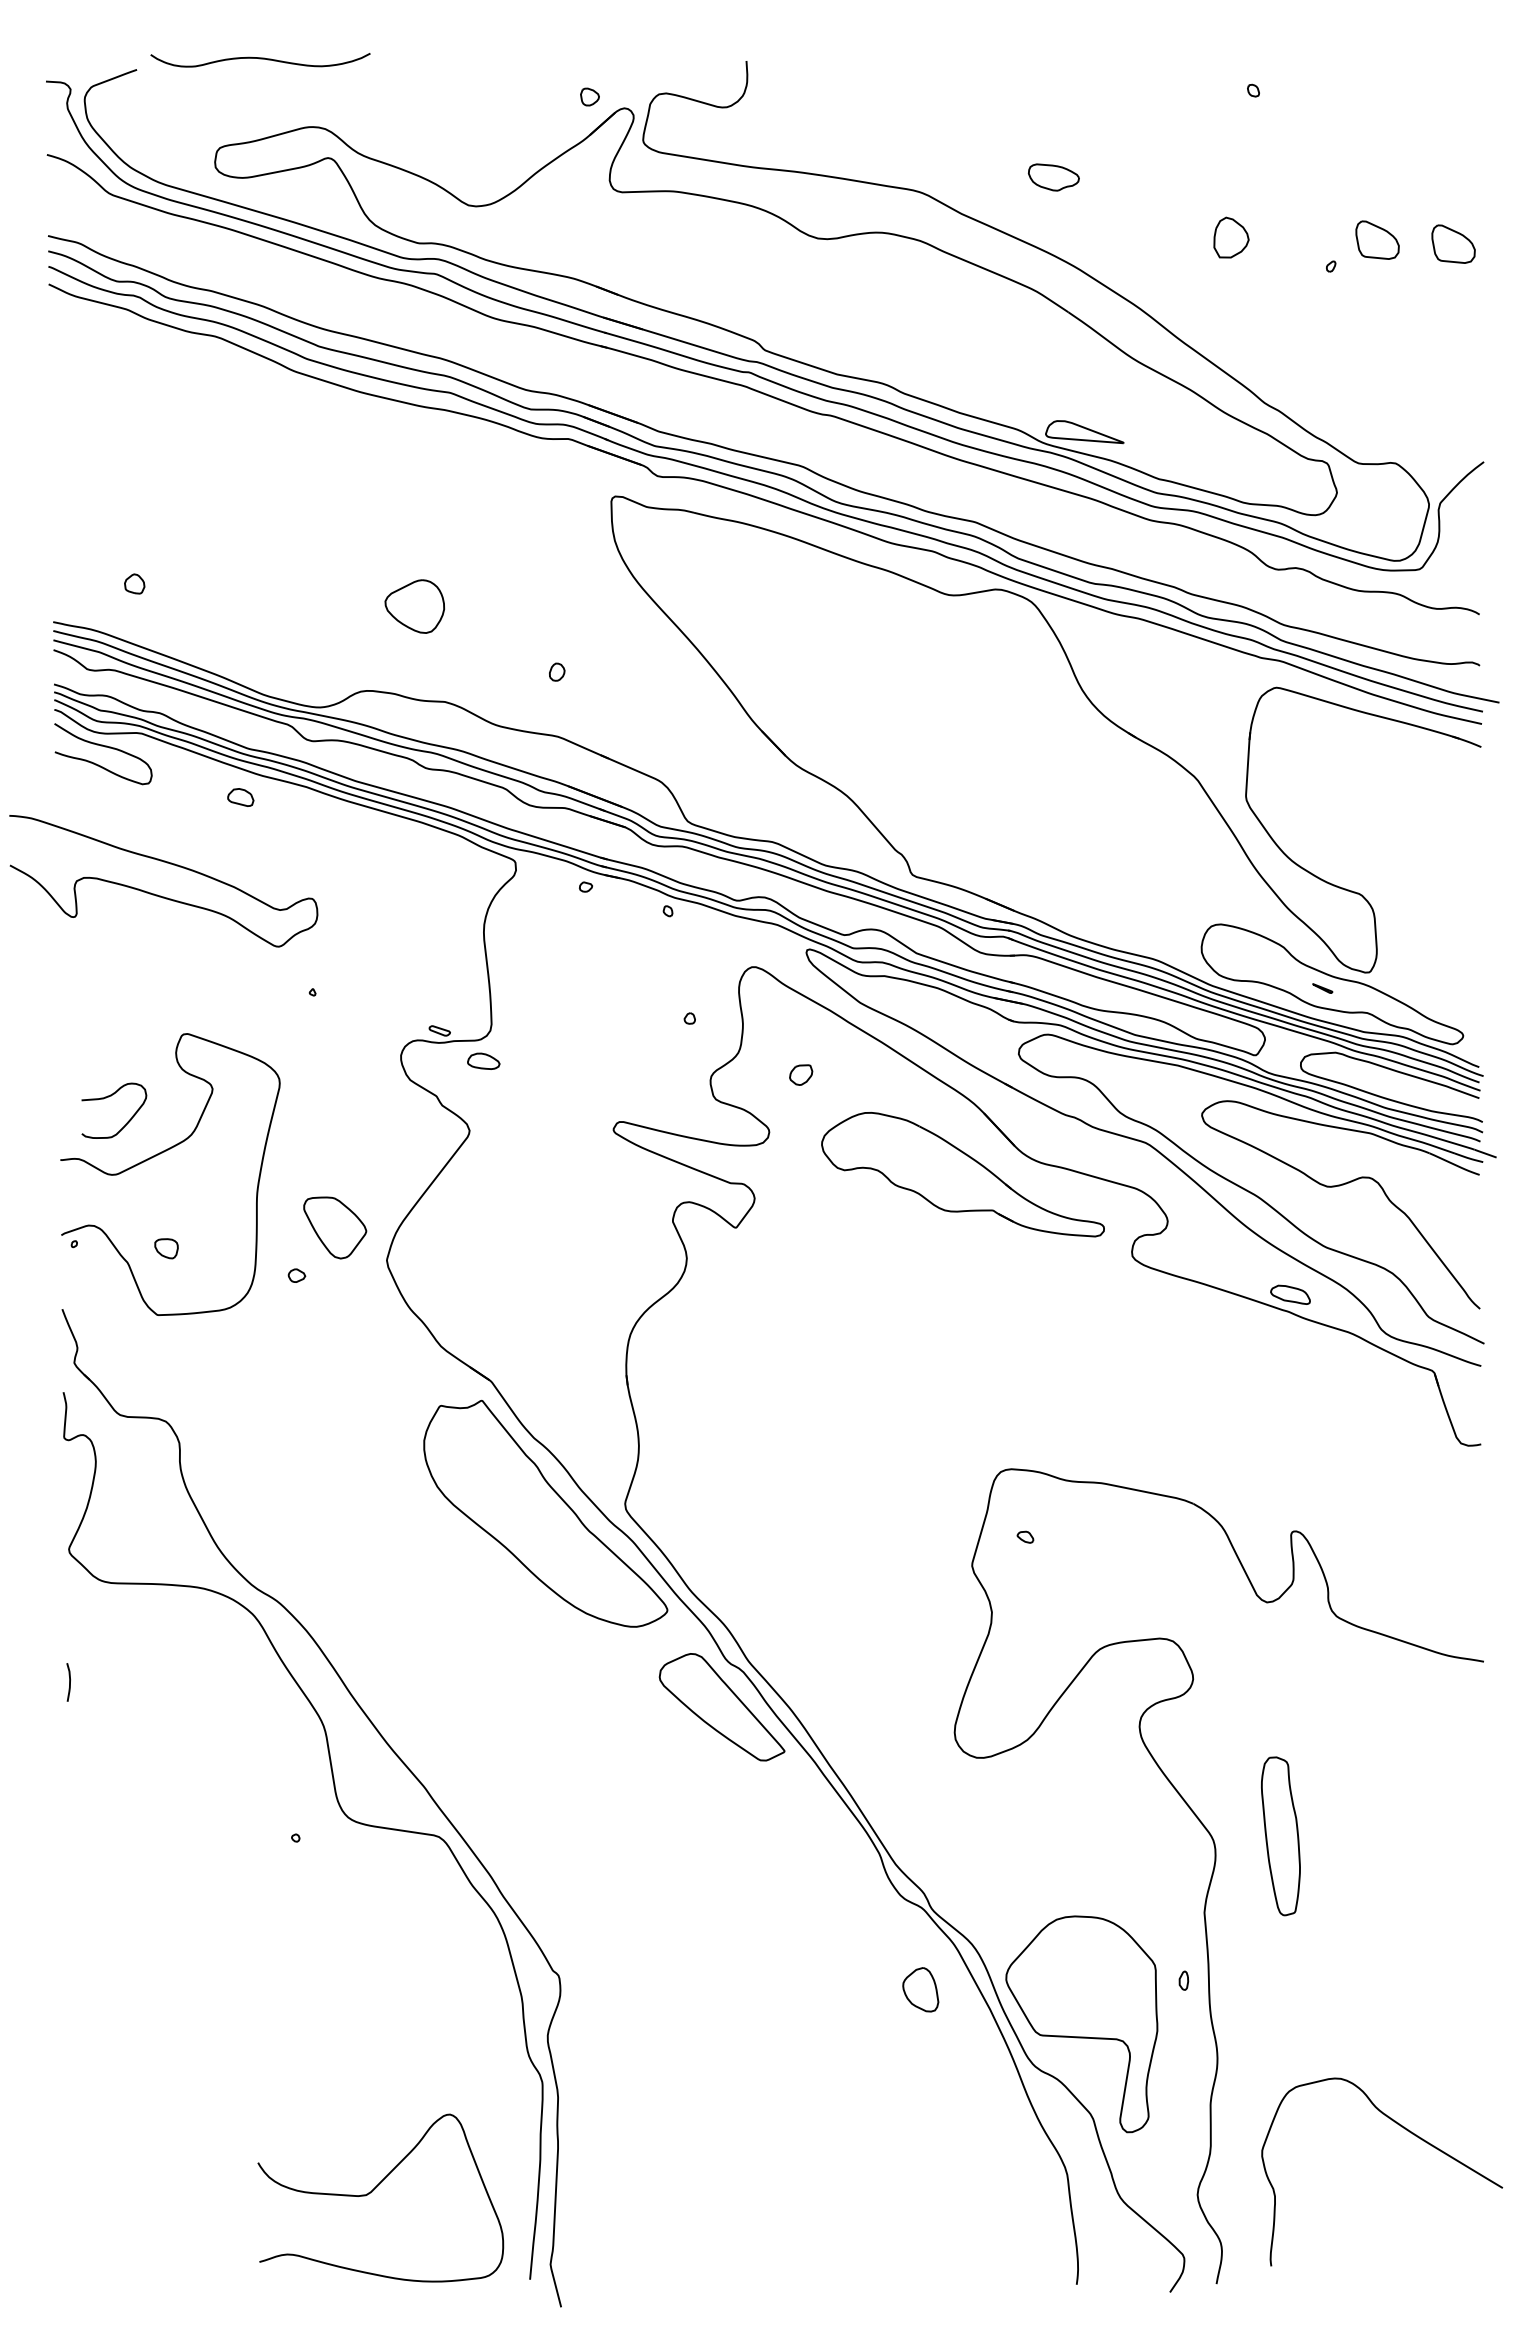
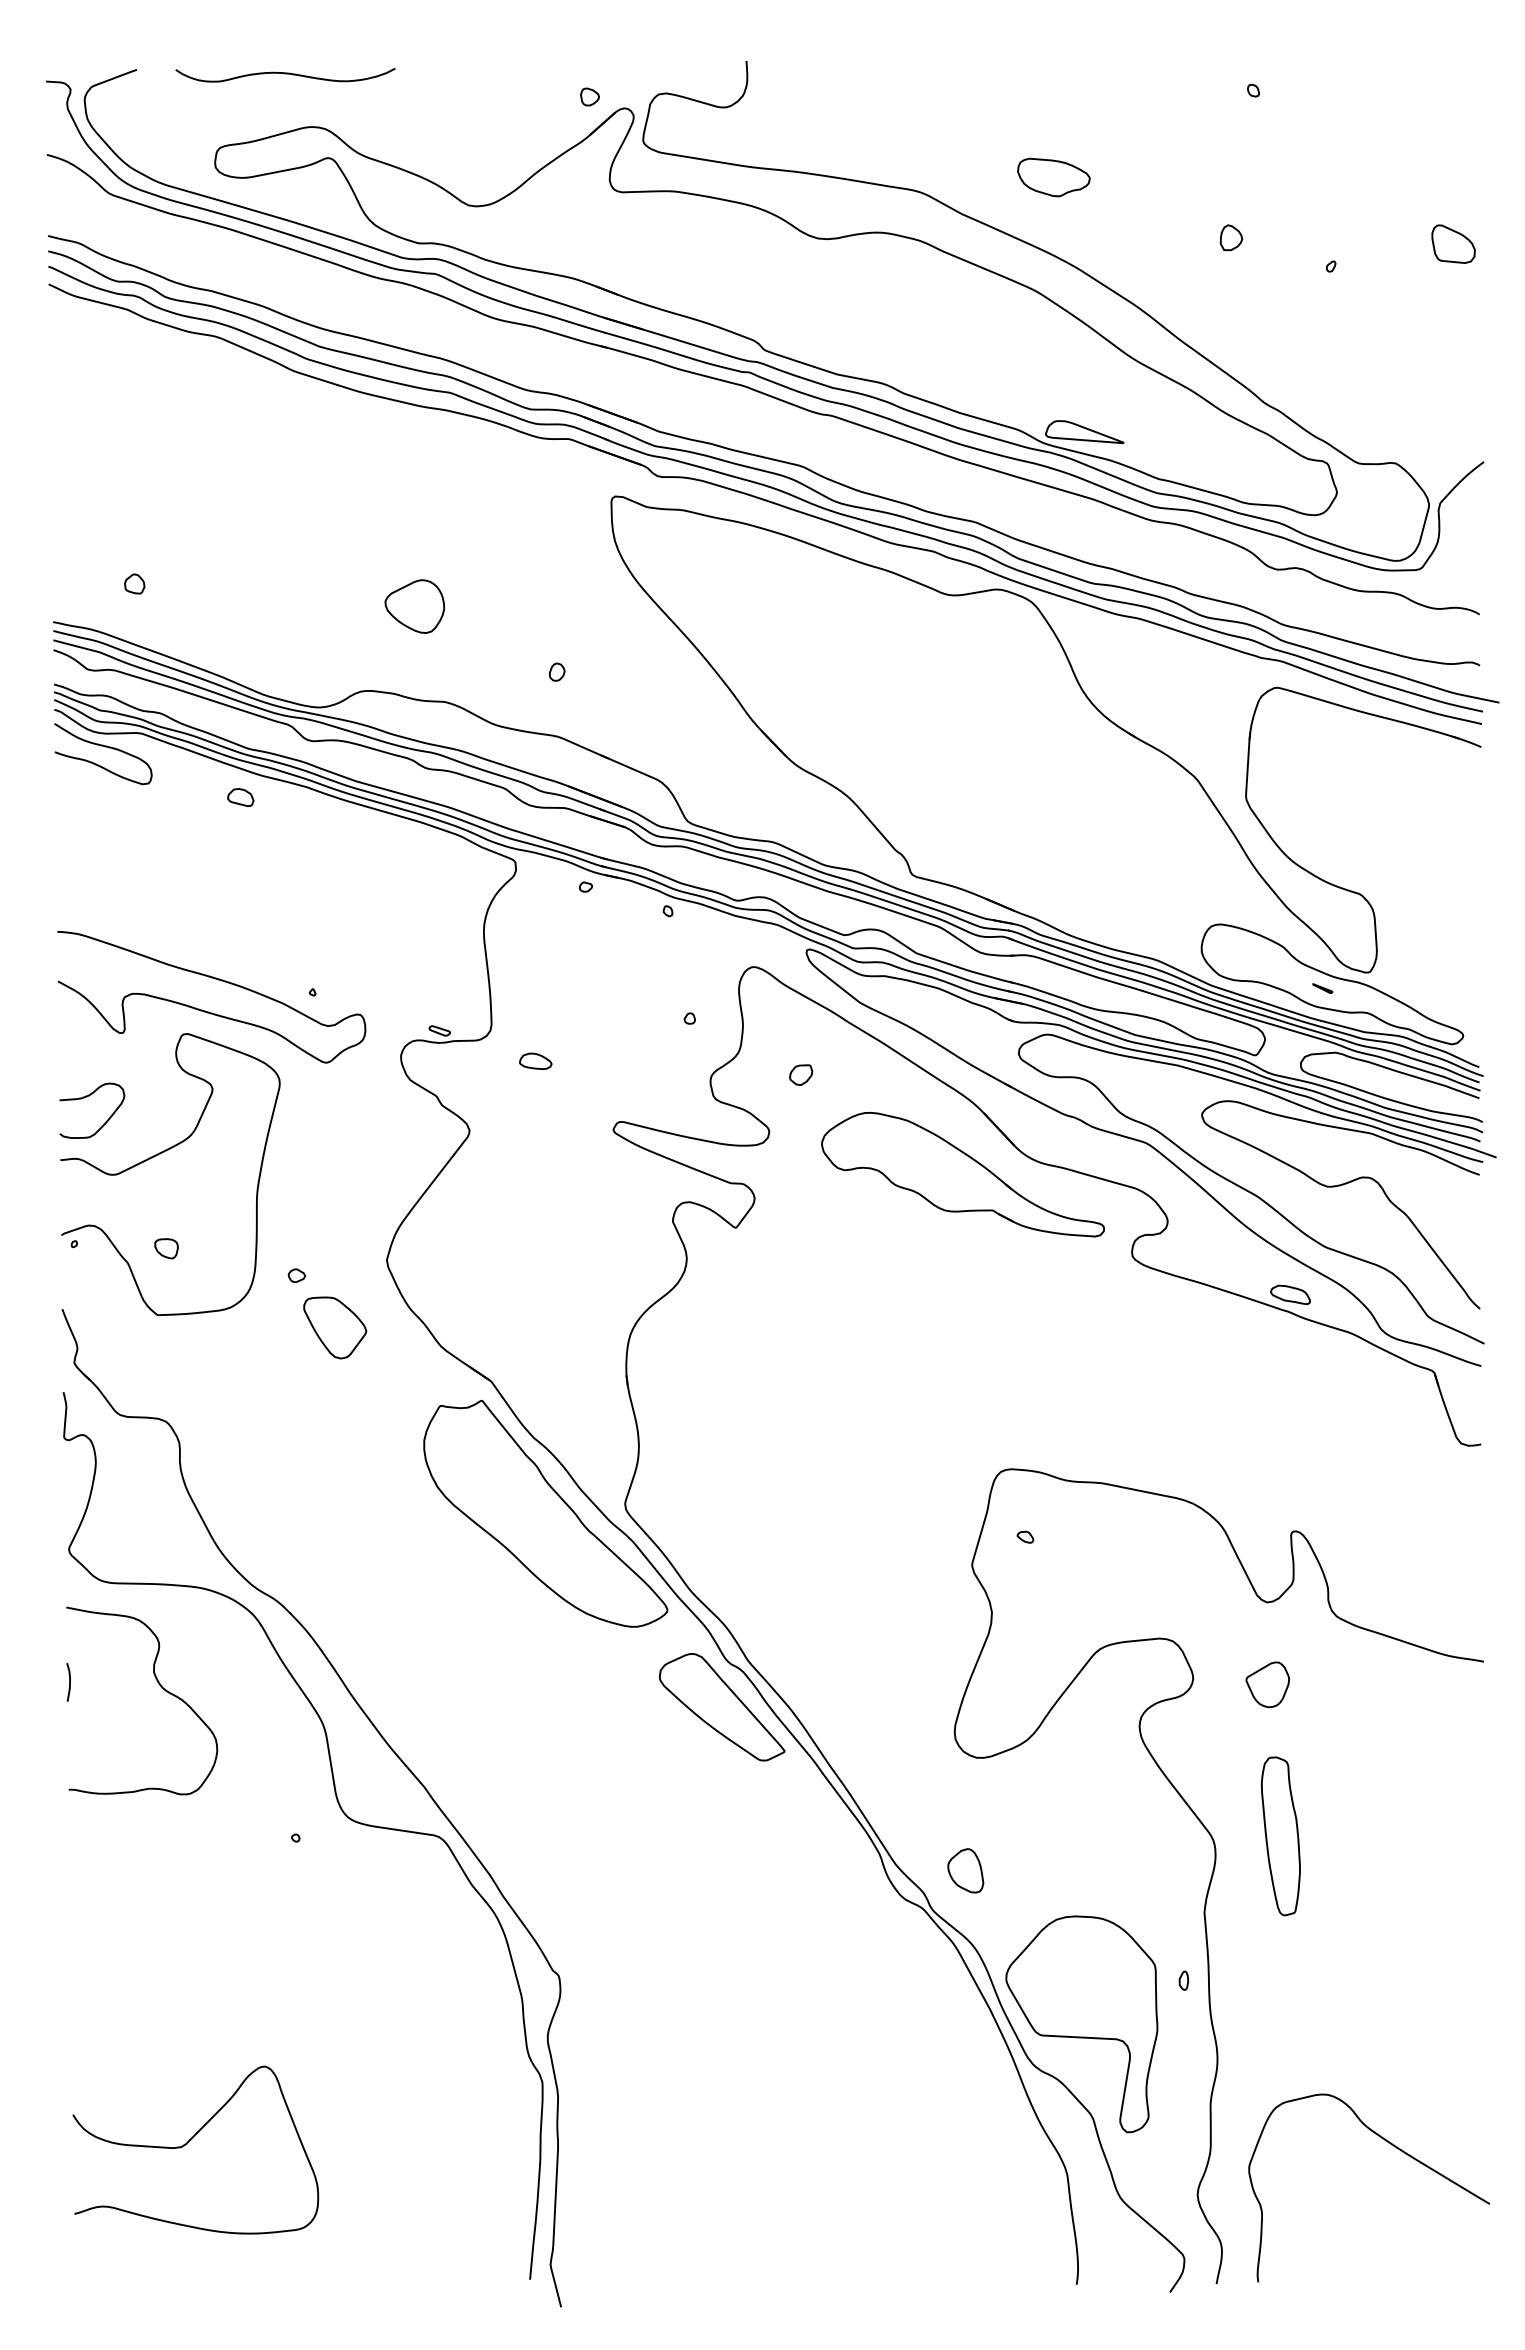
curve position: (260, 59) -> (285, 74) (285, 74)
part size: 52x29 px -> 74x41 px (1053, 177)
part size: 37x43 px -> 25x28 px (1231, 237)
part: present -> none (1377, 239)
curve position: (157, 894) -> (205, 1010) (205, 1010)
part position: (483, 1060) -> (535, 1060) (535, 1060)
curve position: (109, 1097) -> (87, 1097) (87, 1097)
part position: (335, 1227) -> (335, 1327) (335, 1327)
part: none -> present (1267, 1684)
curve: none -> present (161, 1688)
part position: (920, 1989) -> (965, 1870) (965, 1870)
curve position: (1407, 2131) -> (1394, 2147) (1394, 2147)
curve position: (374, 2190) -> (189, 2142) (189, 2142)
